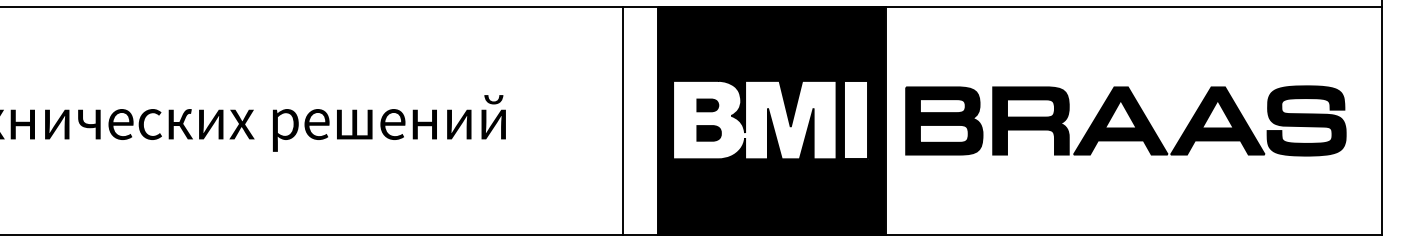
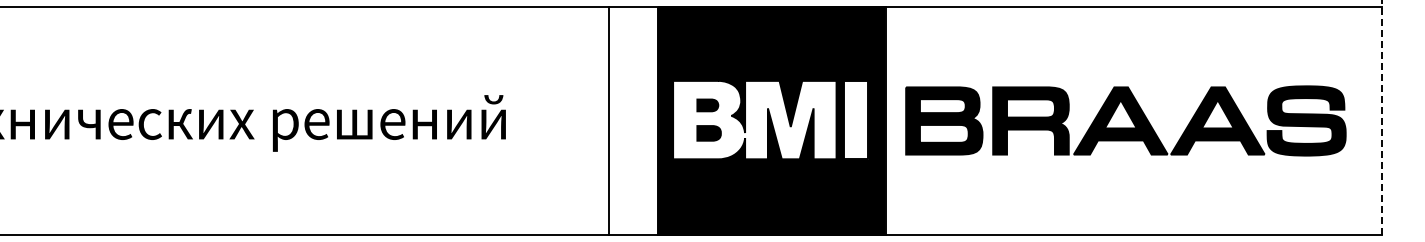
line: solid -> dashed (1382, 117)
line position: (622, 120) -> (608, 120) (608, 120)
